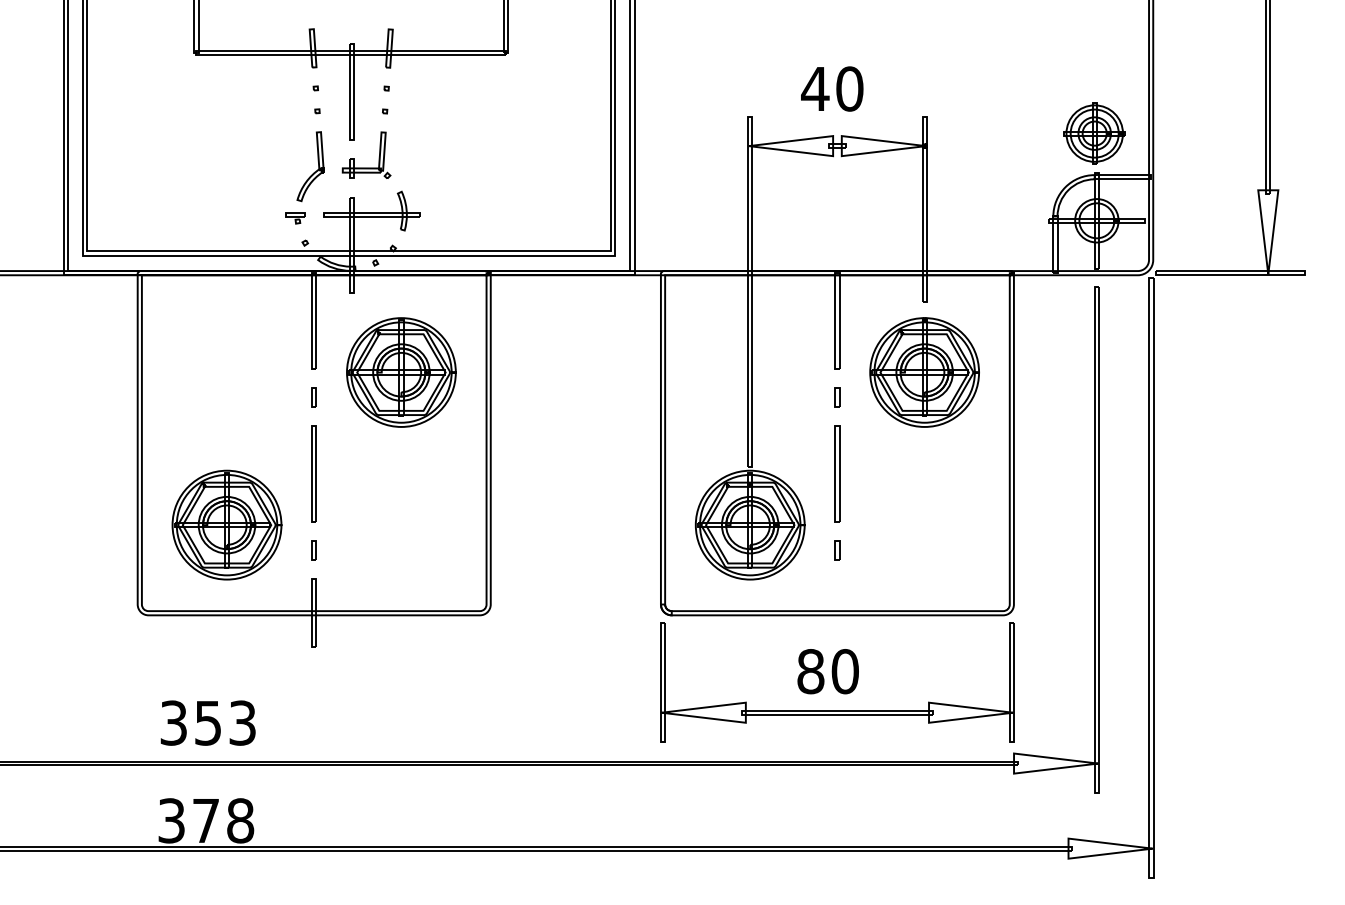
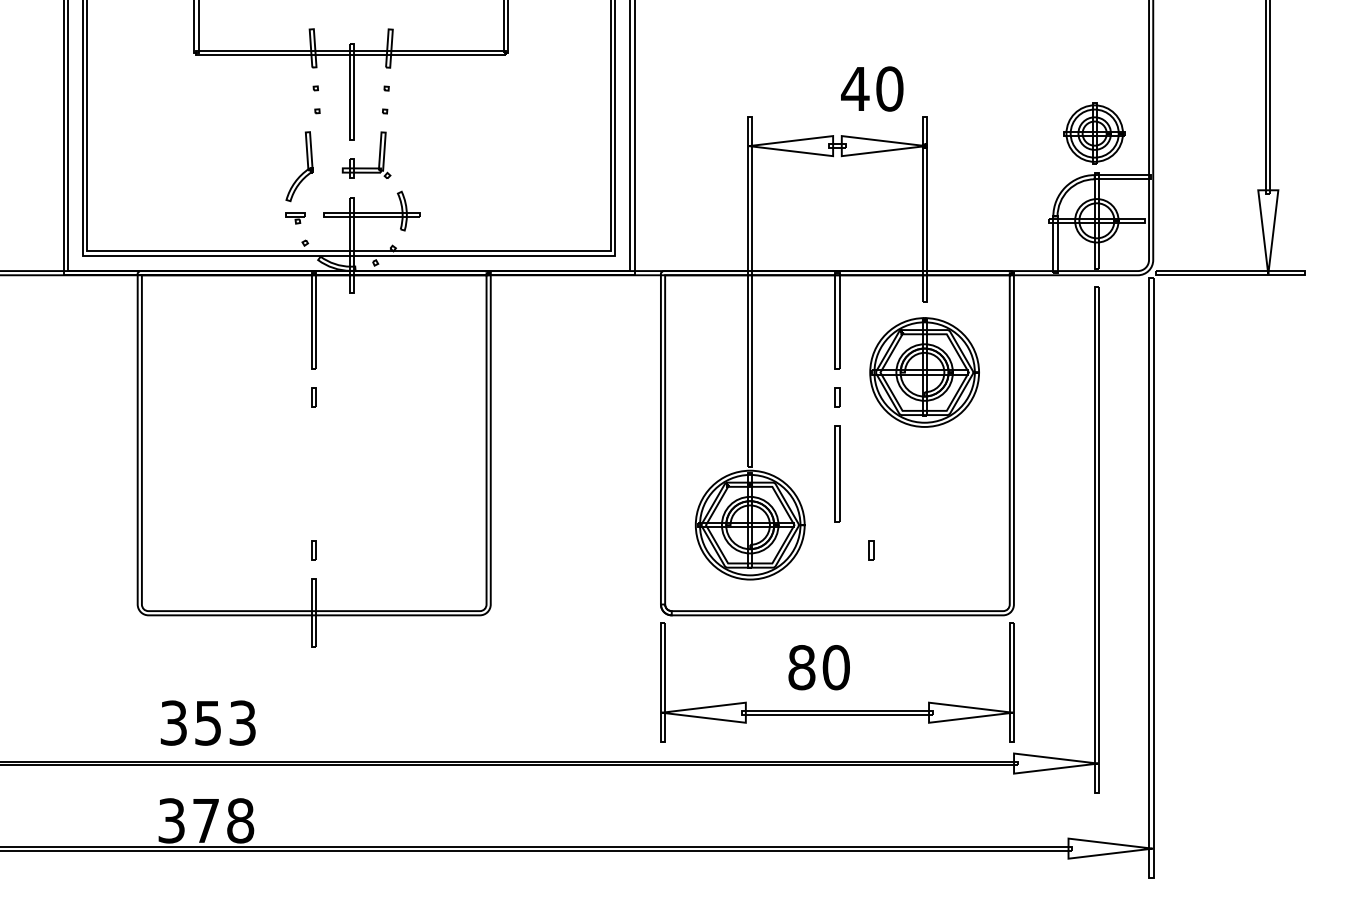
text position: (832, 88) -> (872, 88) (872, 88)
part position: (314, 171) -> (303, 171) (303, 171)
part: present -> none (401, 372)
part: present -> none (313, 473)
part: present -> none (226, 524)
part position: (837, 550) -> (871, 550) (871, 550)
text position: (827, 671) -> (818, 667) (818, 667)
